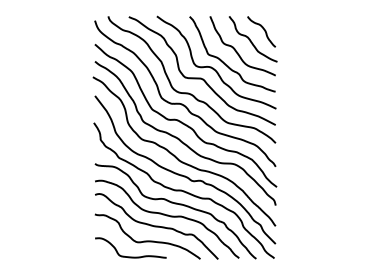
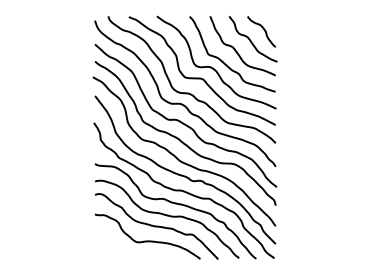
curve: present -> none (130, 256)
